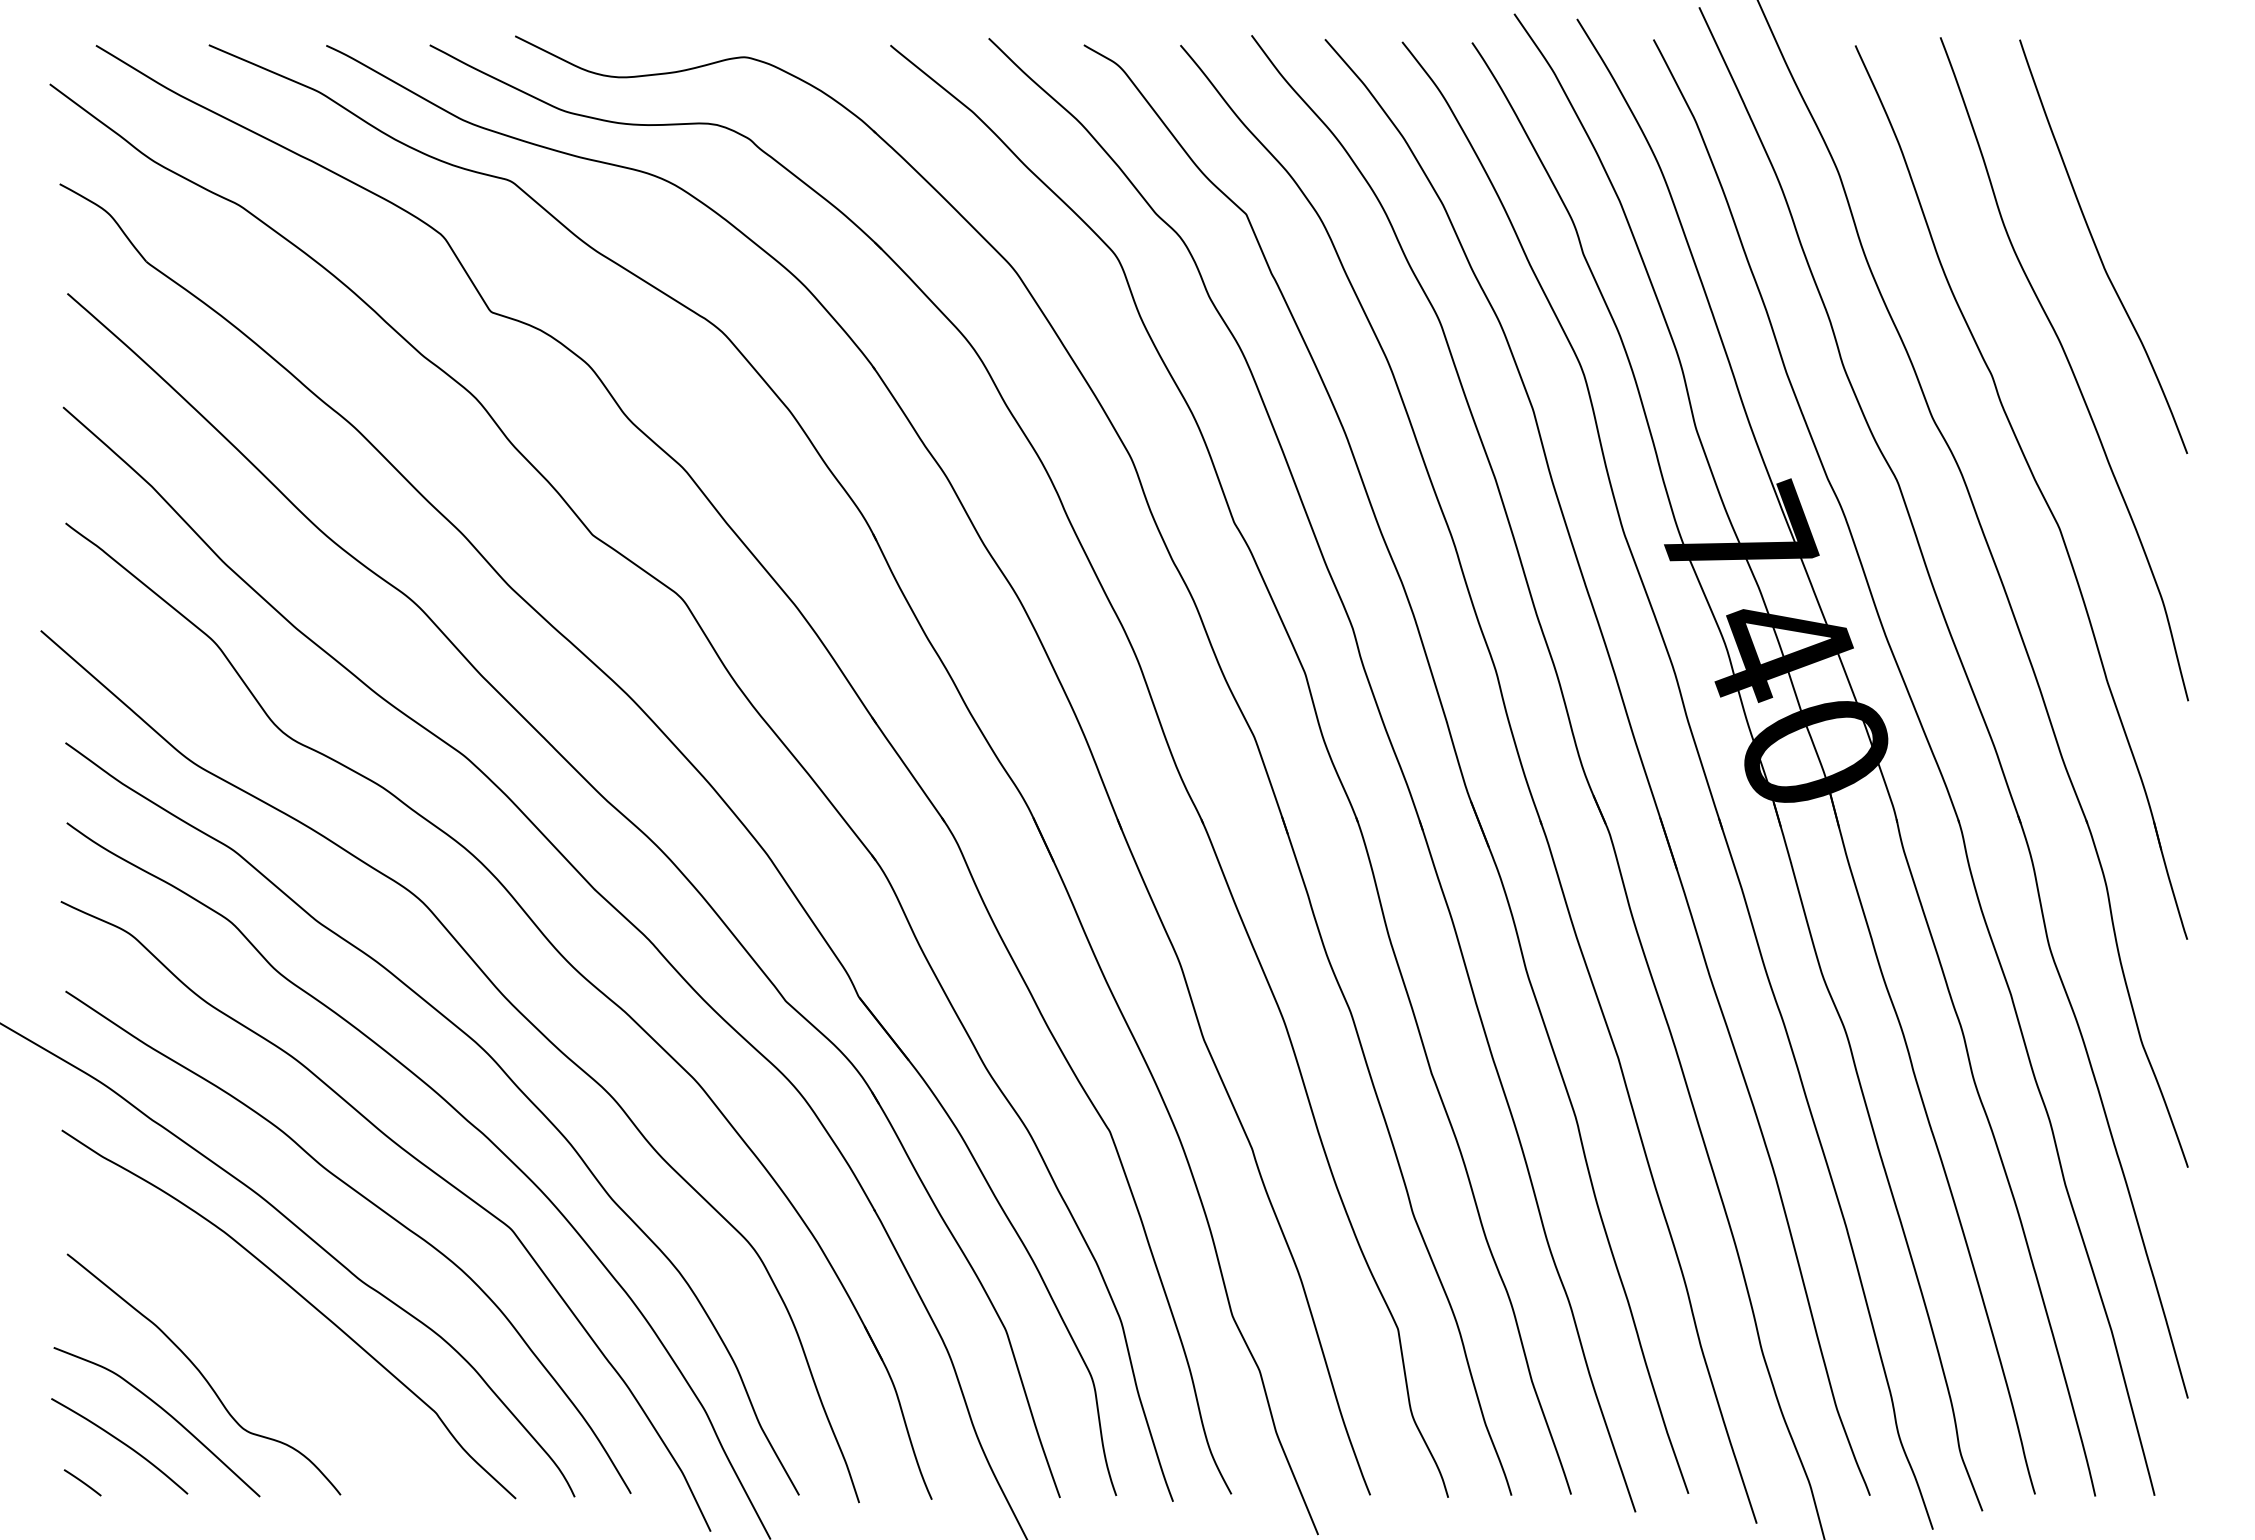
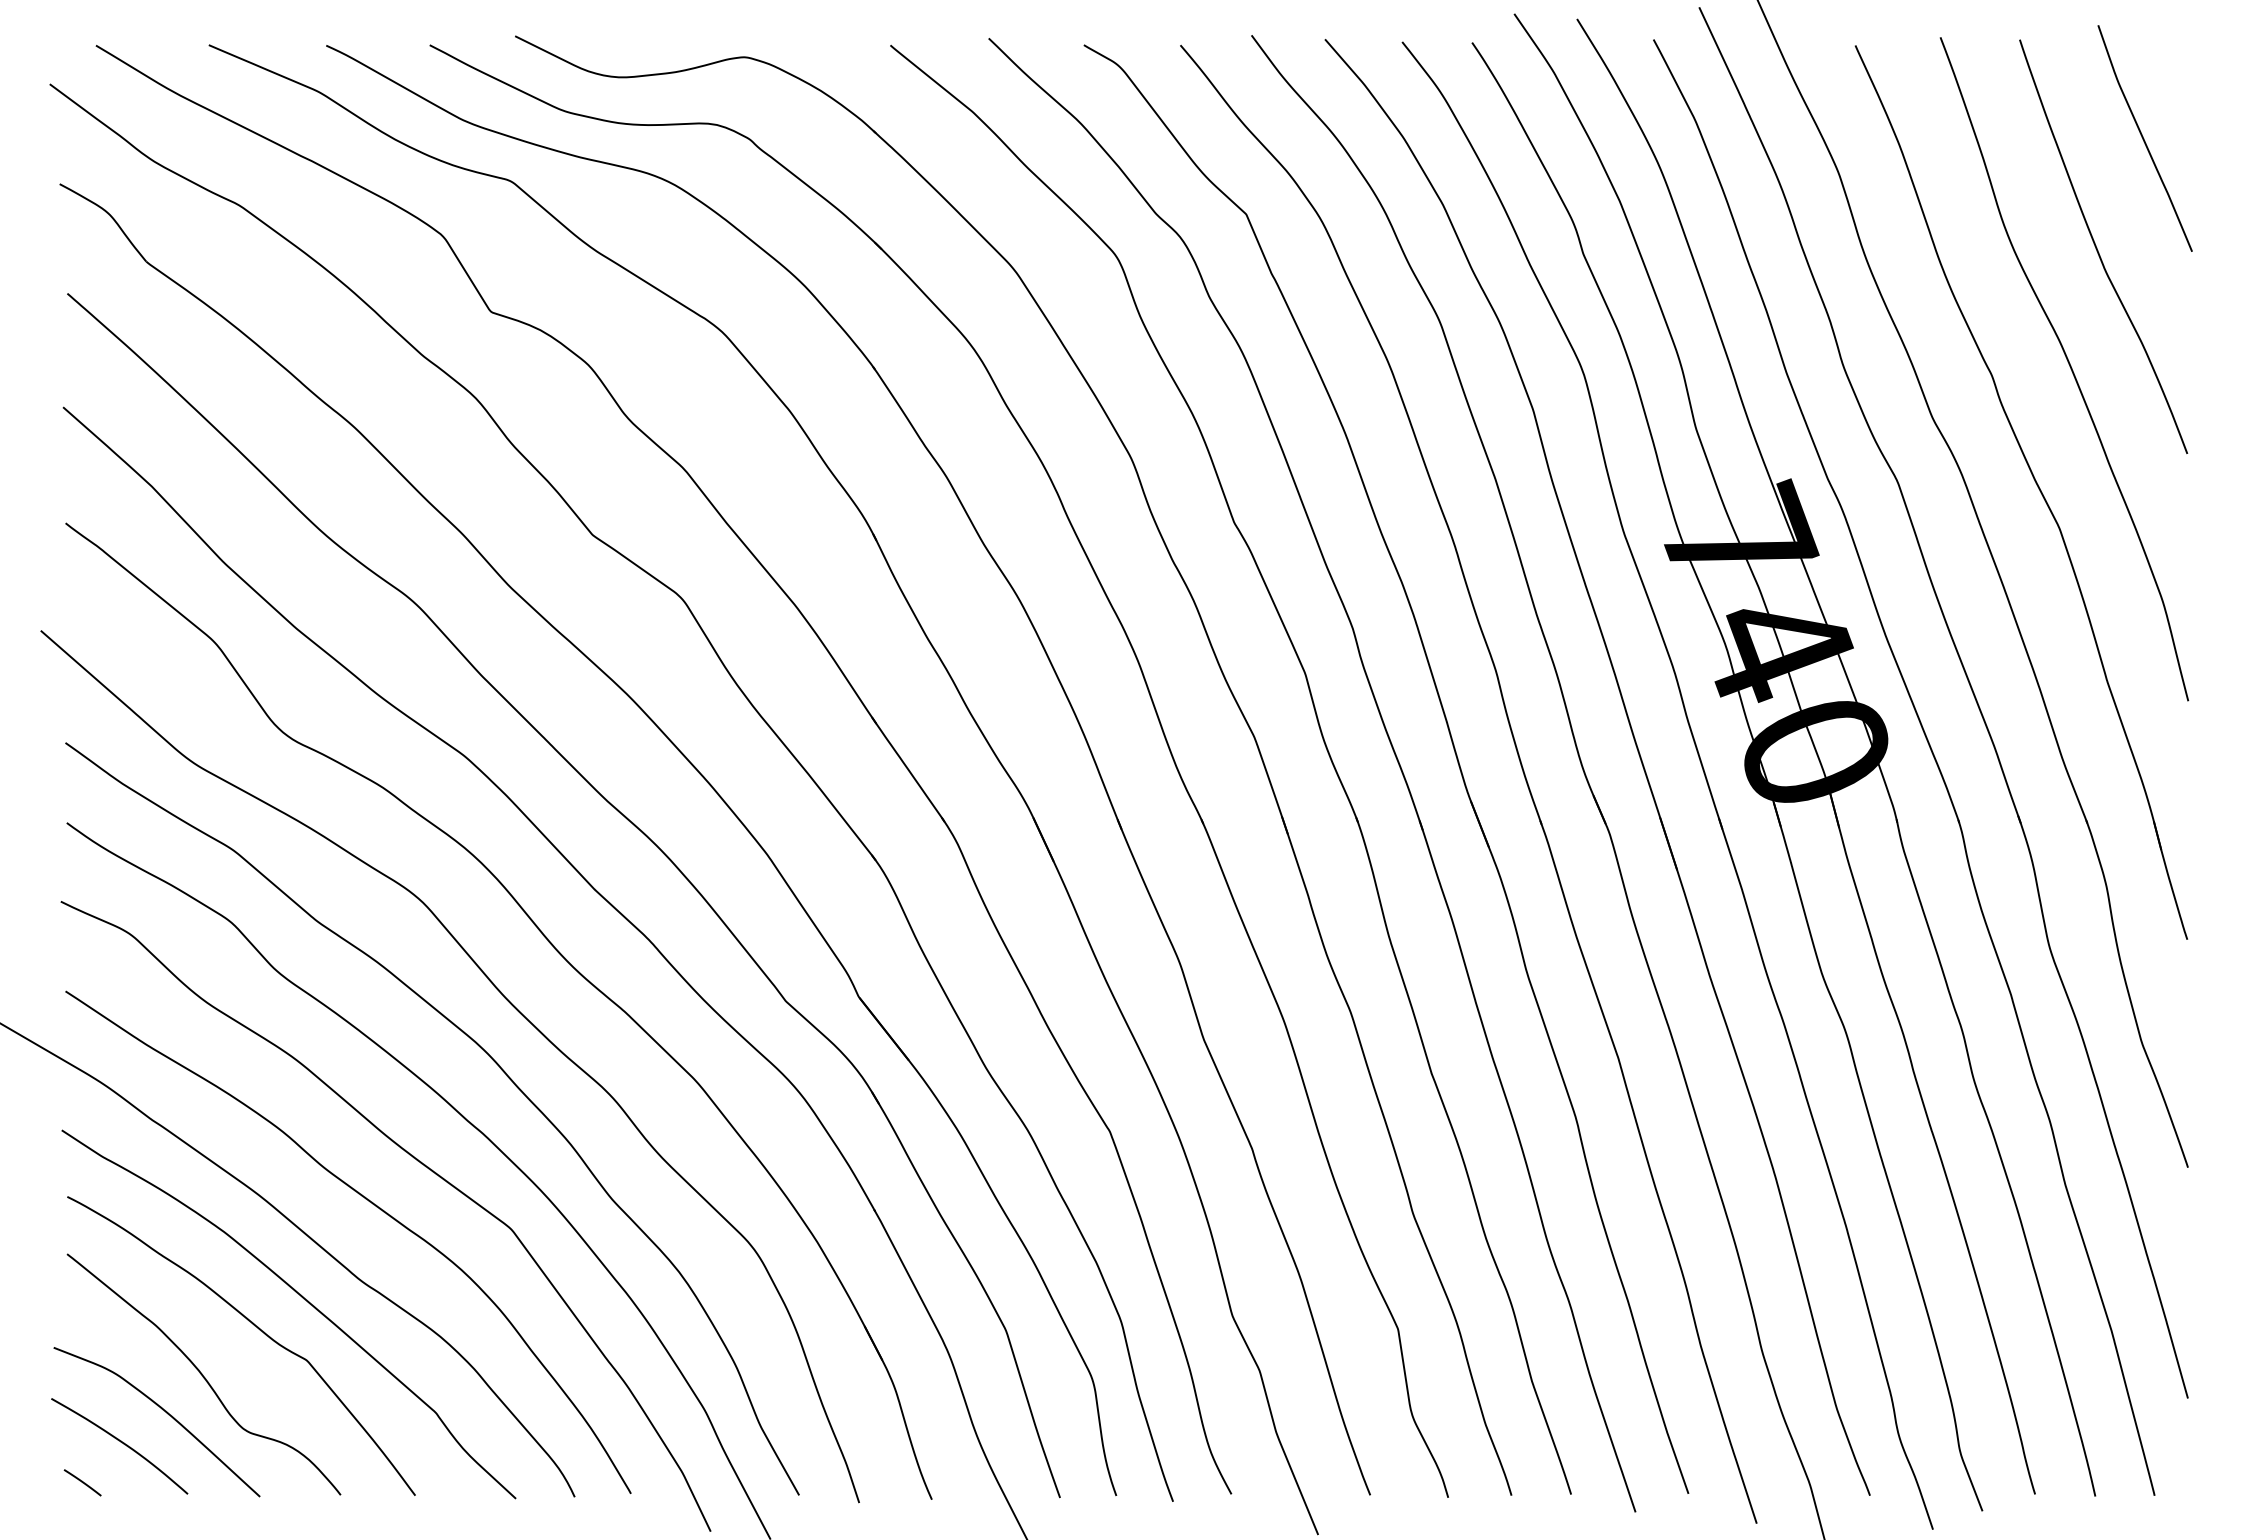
curve: none -> present (2144, 138)
curve: none -> present (254, 1326)
